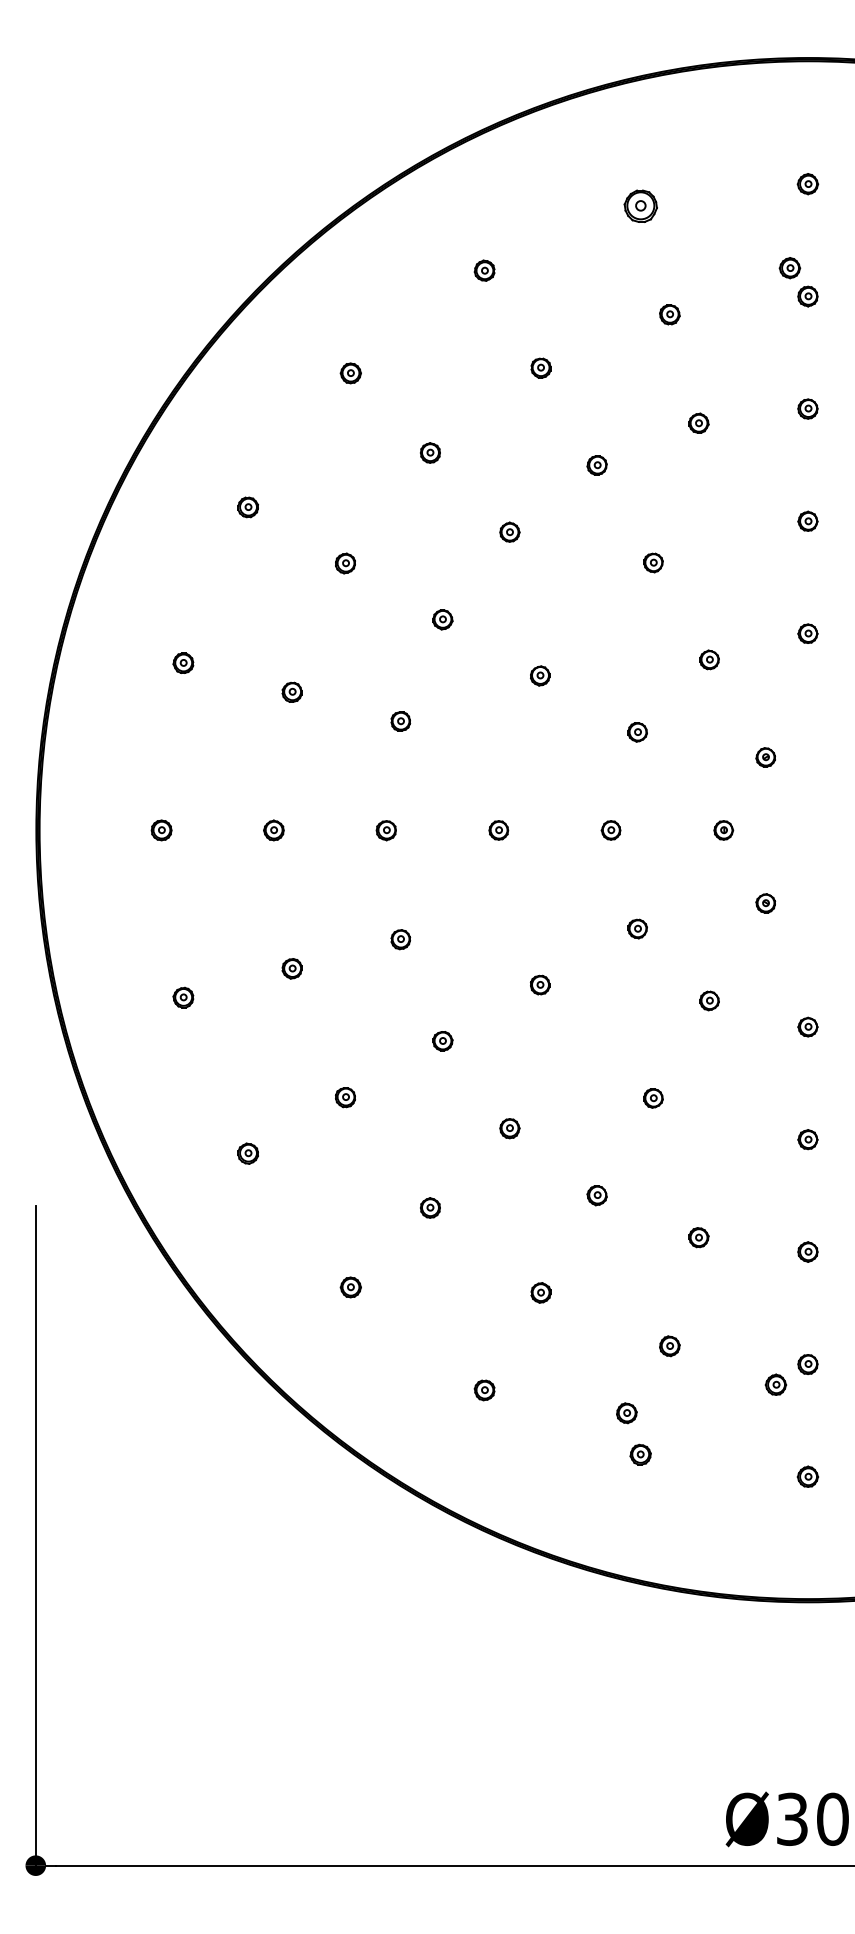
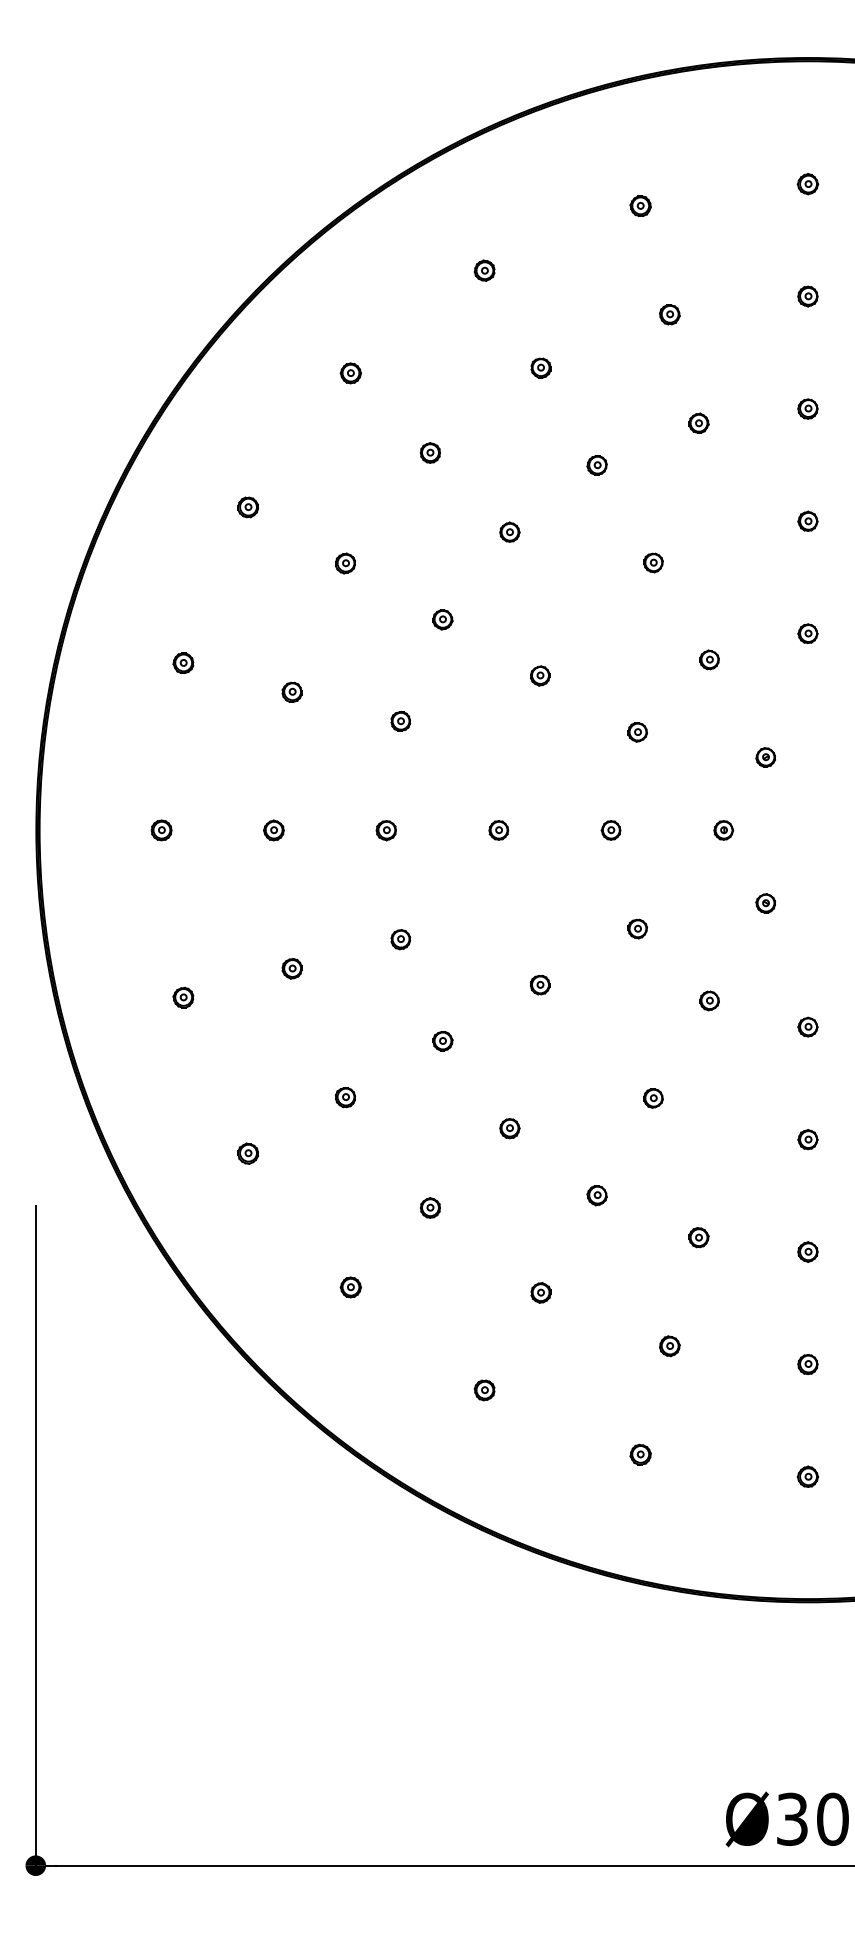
part size: 35x34 px -> 23x22 px (640, 205)
part: present -> none (789, 268)
part: present -> none (775, 1384)
part: present -> none (626, 1413)
